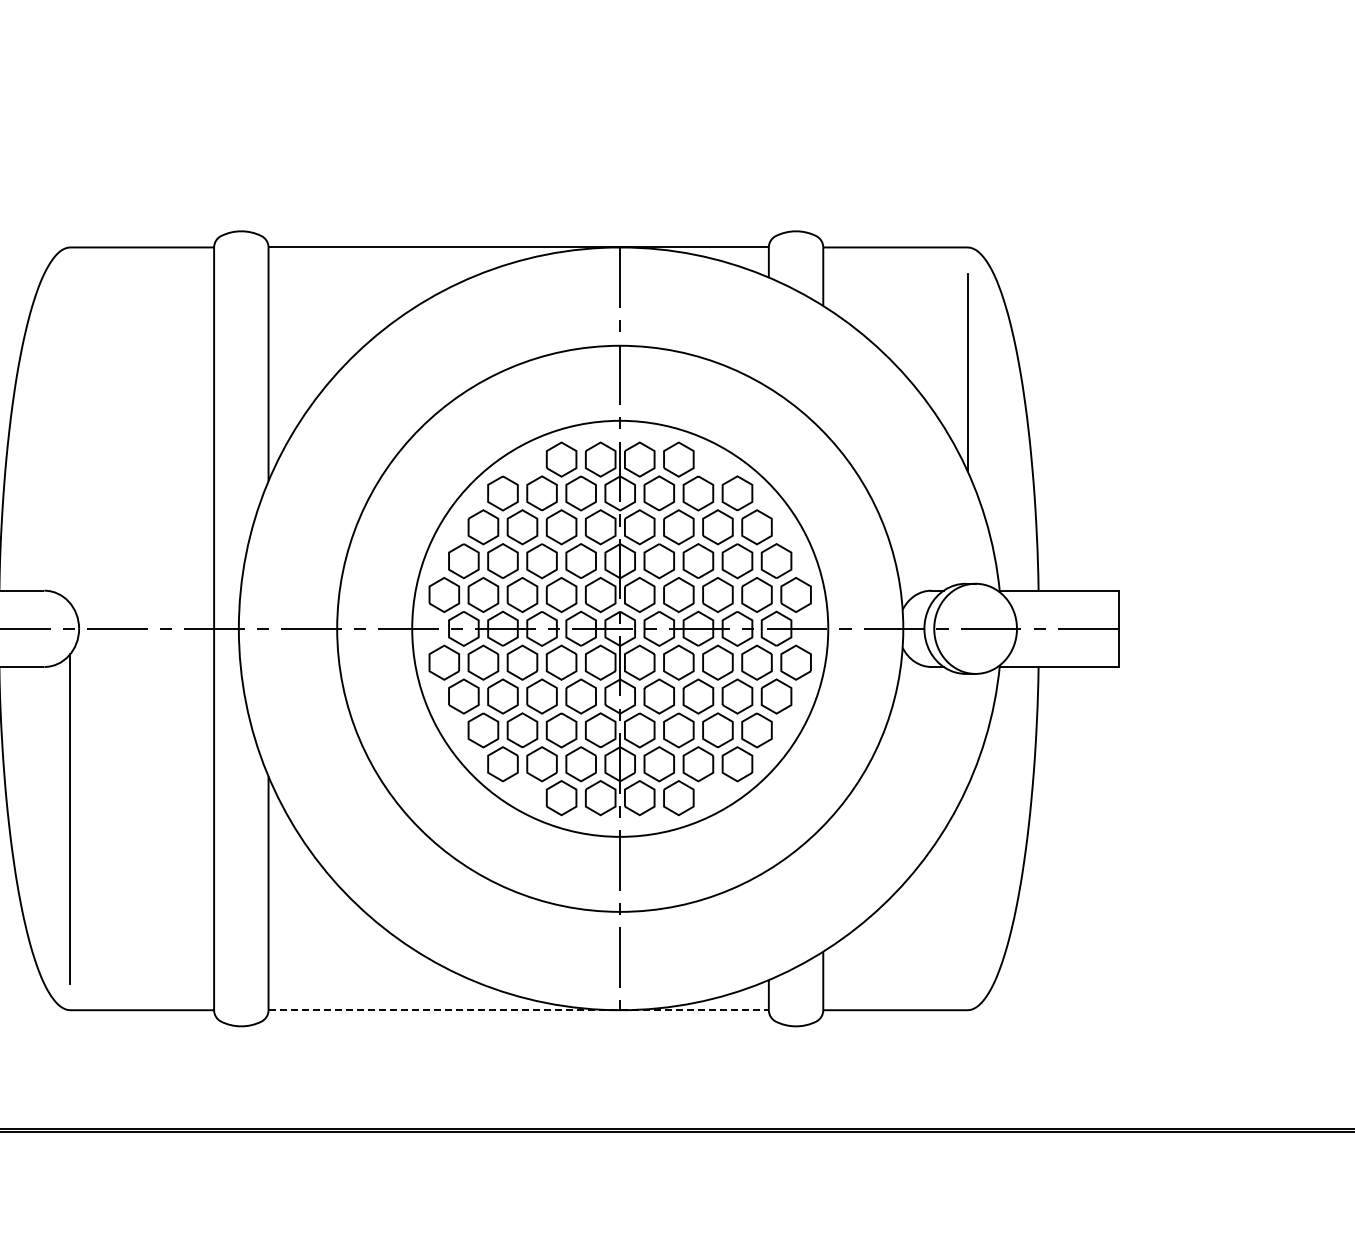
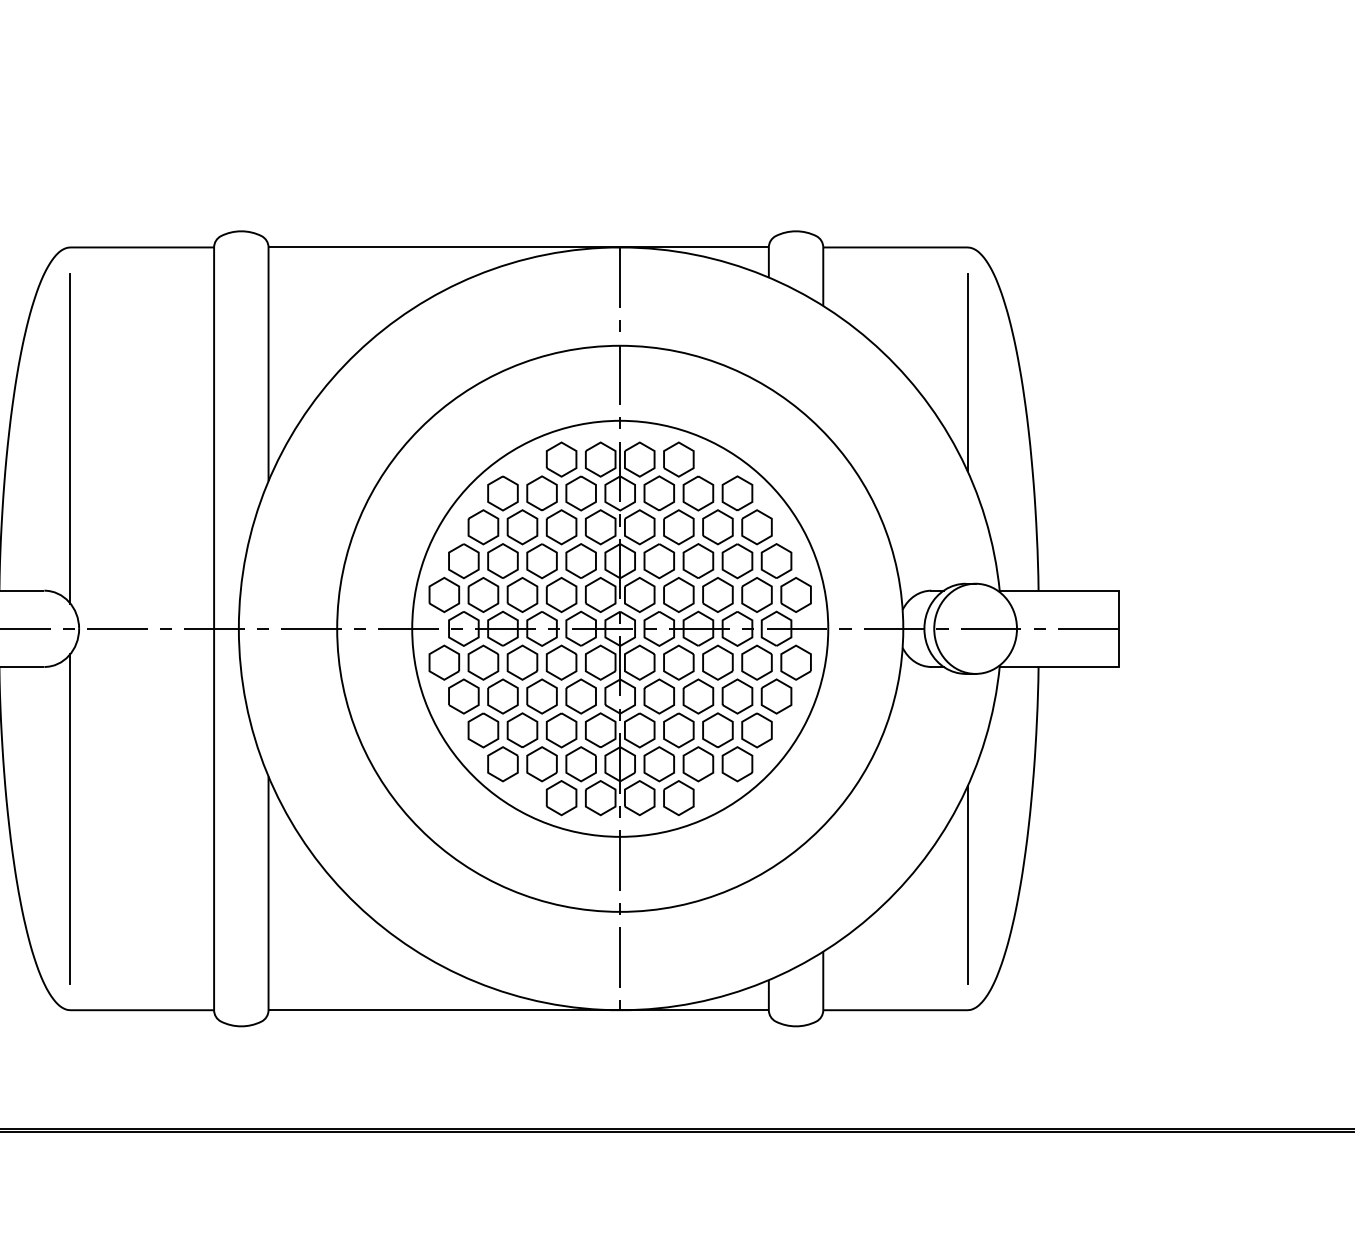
line: none -> present (70, 438)
line: none -> present (967, 884)
line: dashed -> solid (519, 1010)
